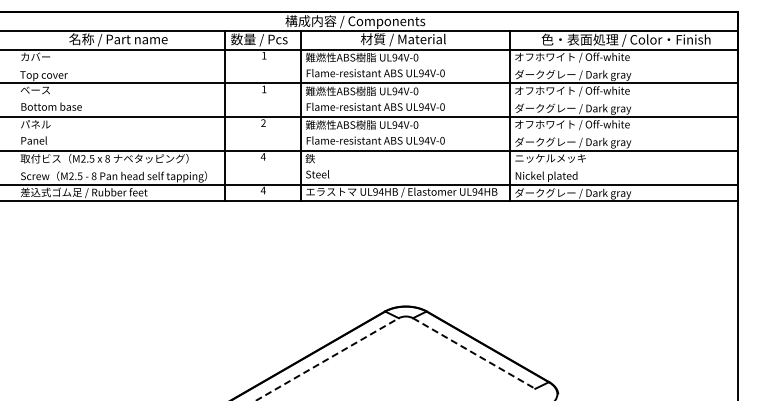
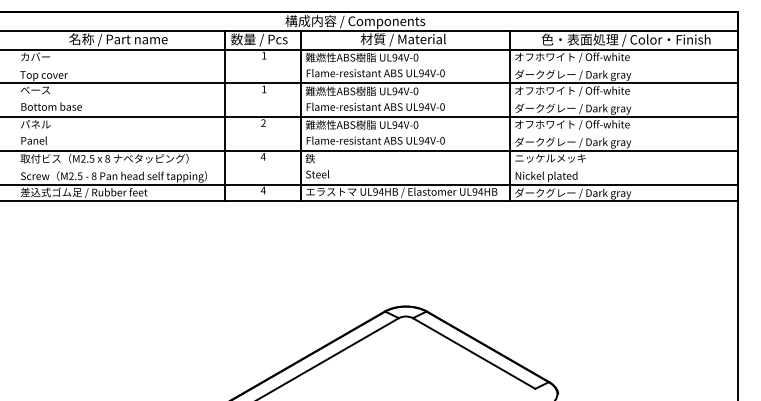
line: dashed -> solid (474, 353)
line: dashed -> solid (327, 359)
